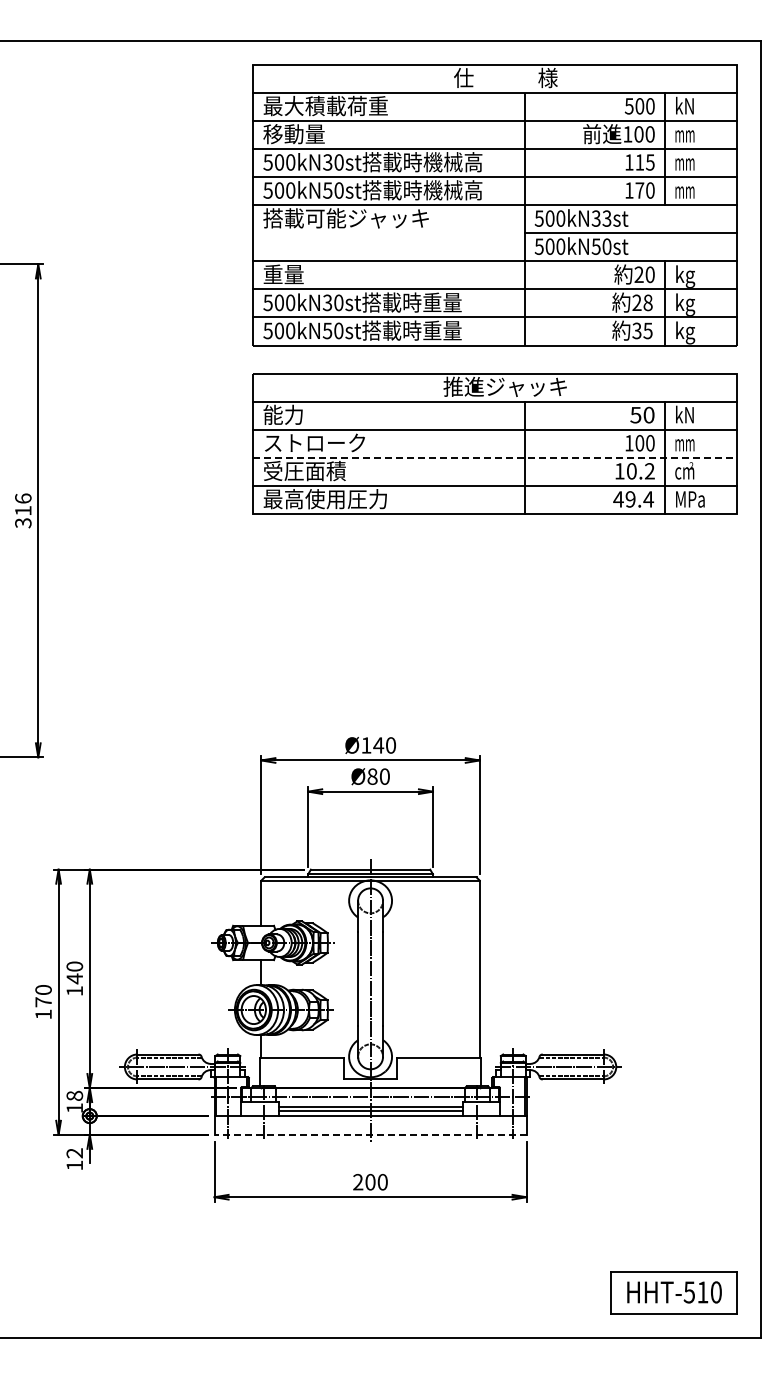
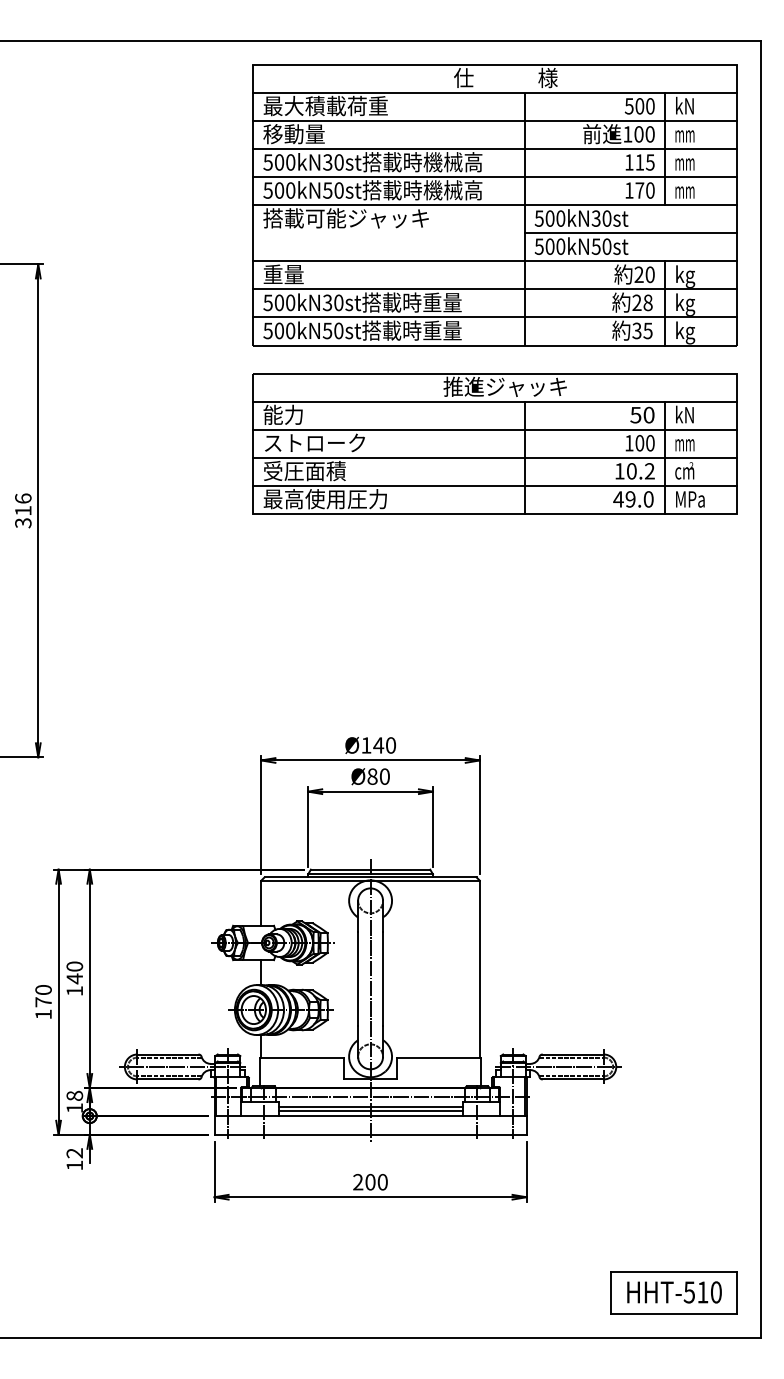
text: 500kN33st -> 500kN30st (606, 218)
line: dashed -> solid (495, 457)
text: 49.4 -> 49.0 (648, 499)
line: dashed -> solid (370, 1134)
